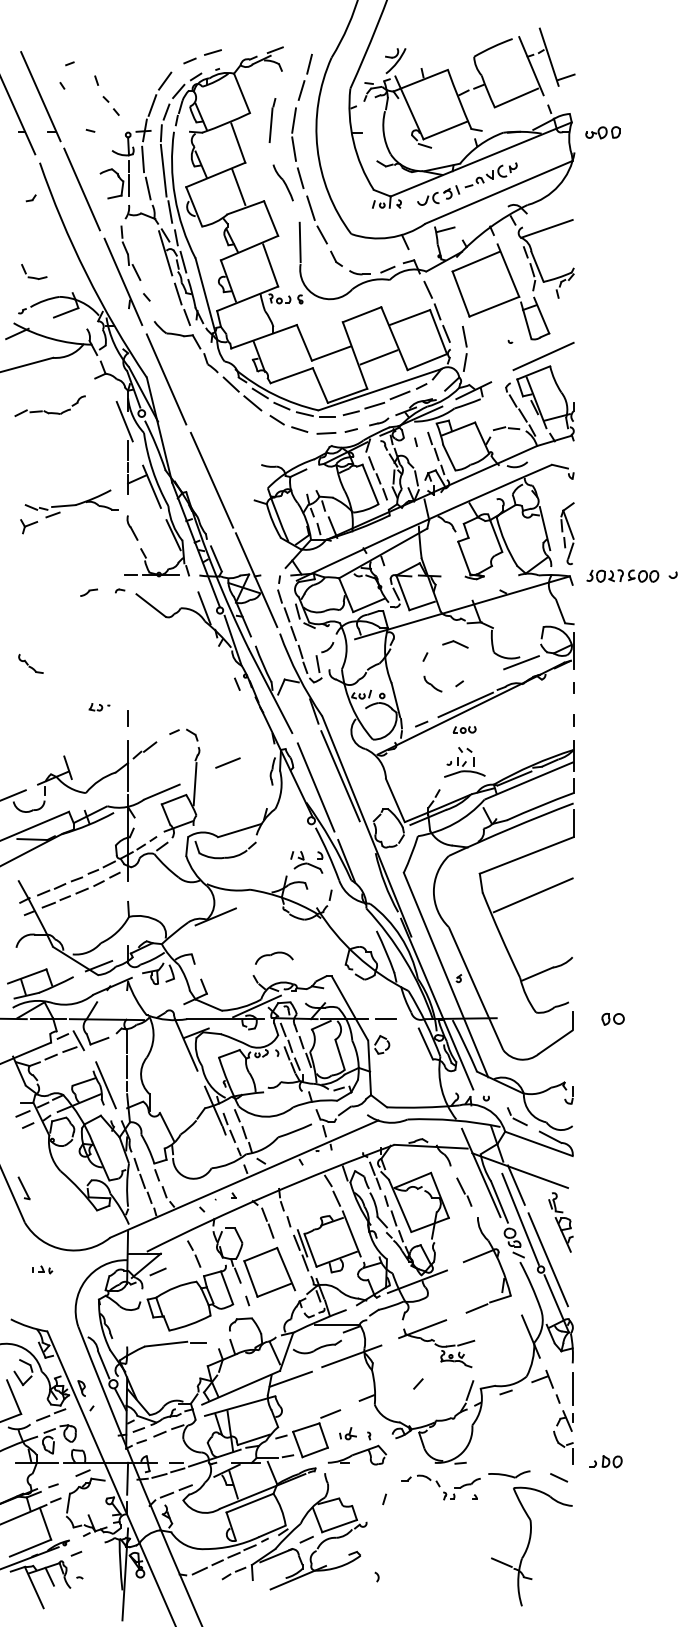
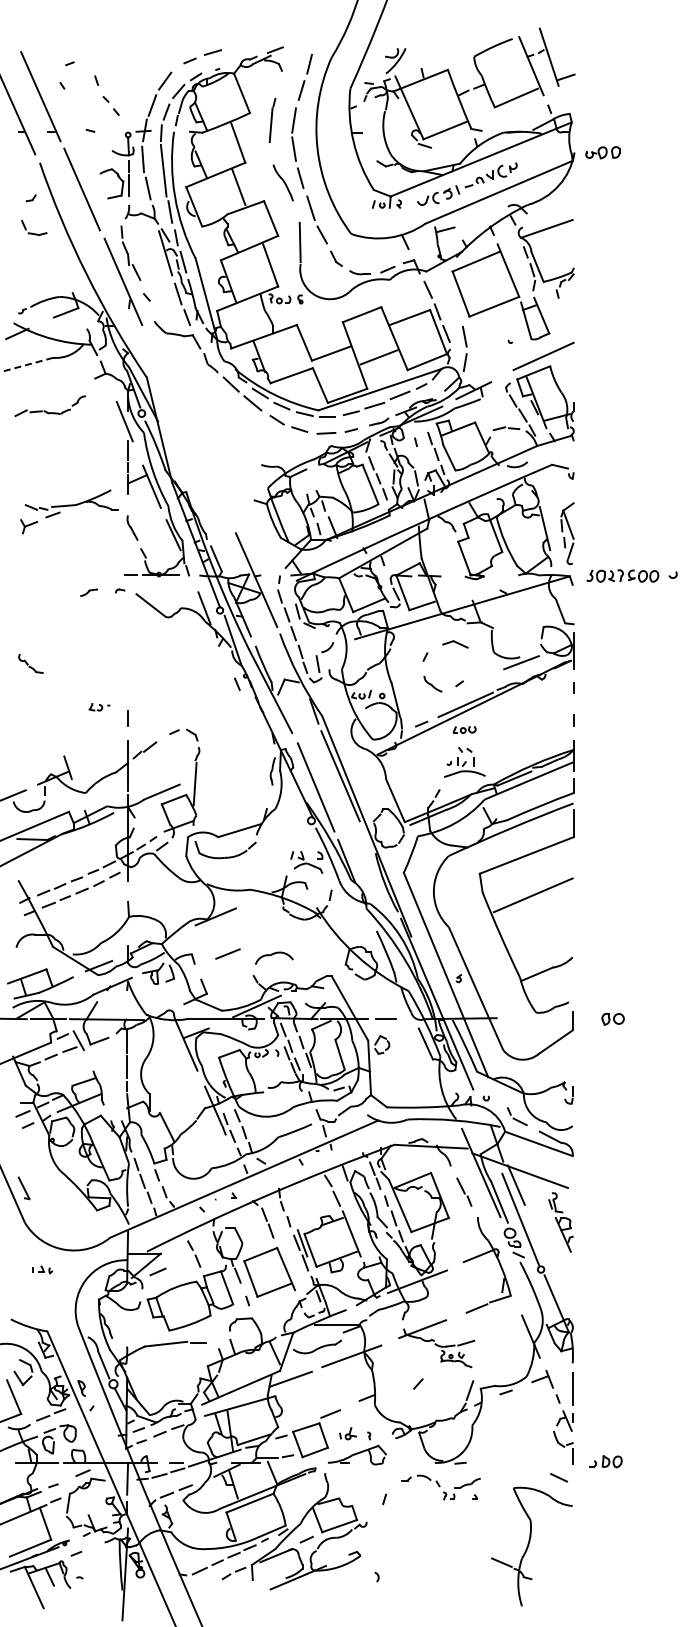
part position: (602, 132) -> (602, 152) (602, 152)
part position: (34, 272) -> (34, 228) (34, 228)
line: solid -> dashed (26, 365)
line: present -> none (166, 379)
line: present -> none (211, 479)
line position: (227, 762) -> (227, 953) (227, 953)
line: present -> none (105, 1085)
line: present -> none (548, 1259)
part: present -> none (509, 1474)
